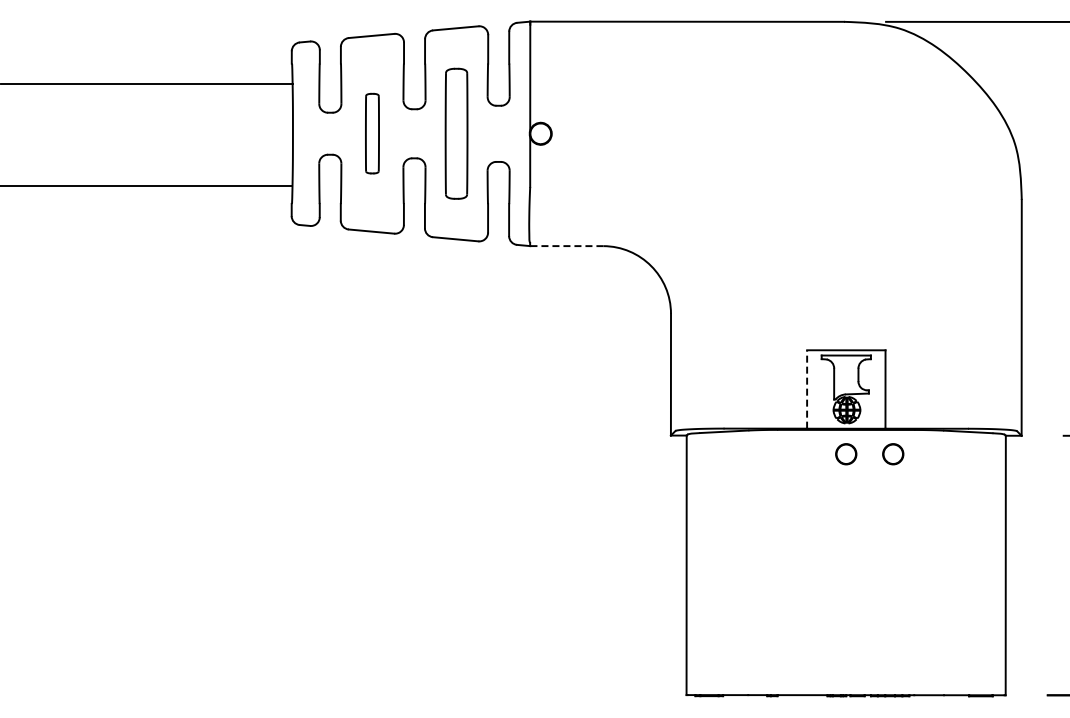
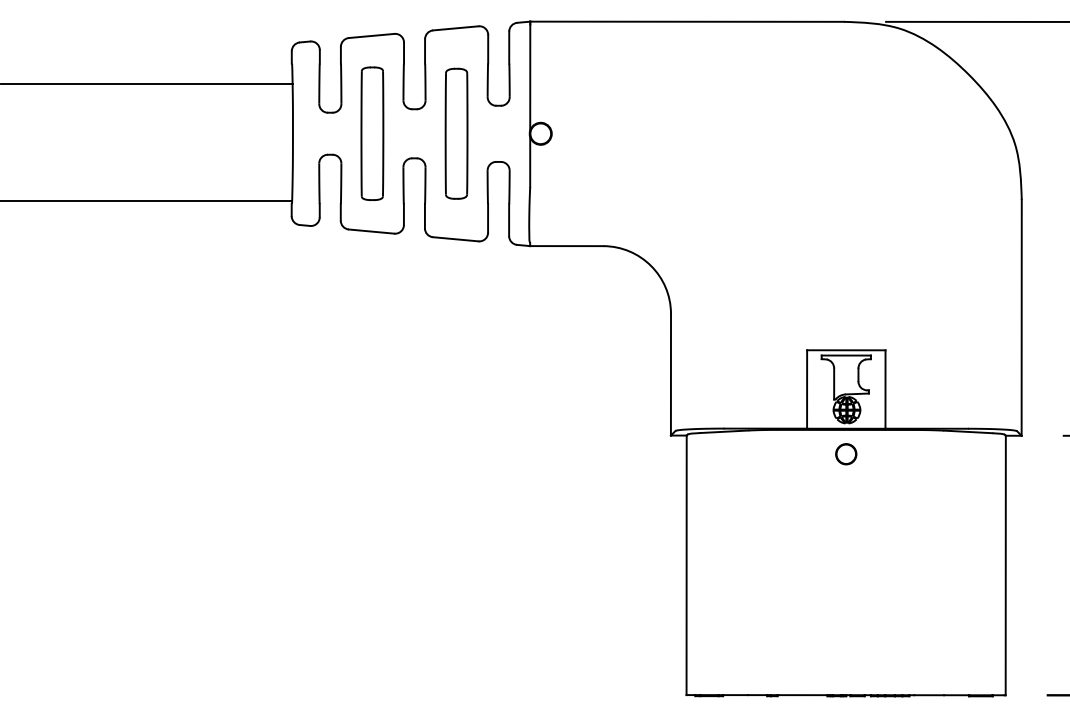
part size: 15x83 px -> 25x135 px (372, 133)
line position: (147, 186) -> (147, 201) (147, 201)
line: dashed -> solid (566, 246)
line: dashed -> solid (807, 388)
circle: present -> none (893, 454)
